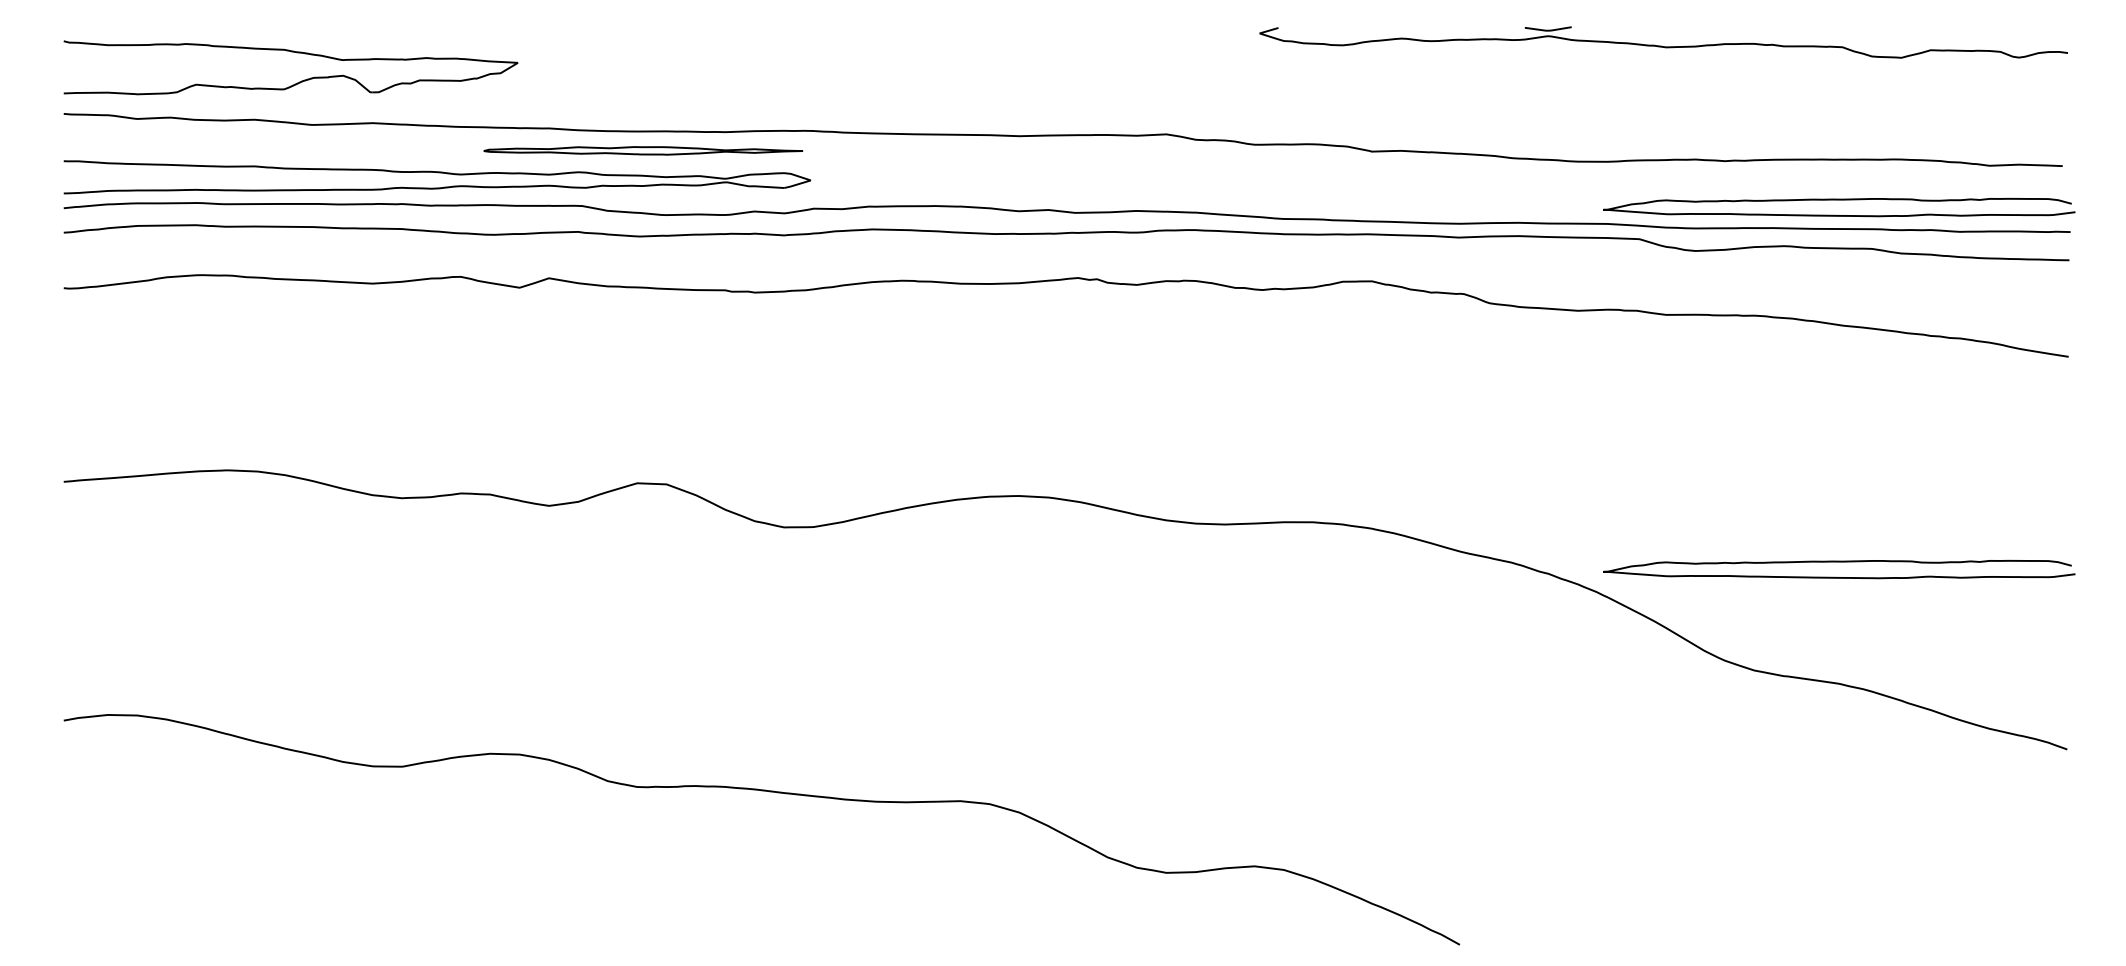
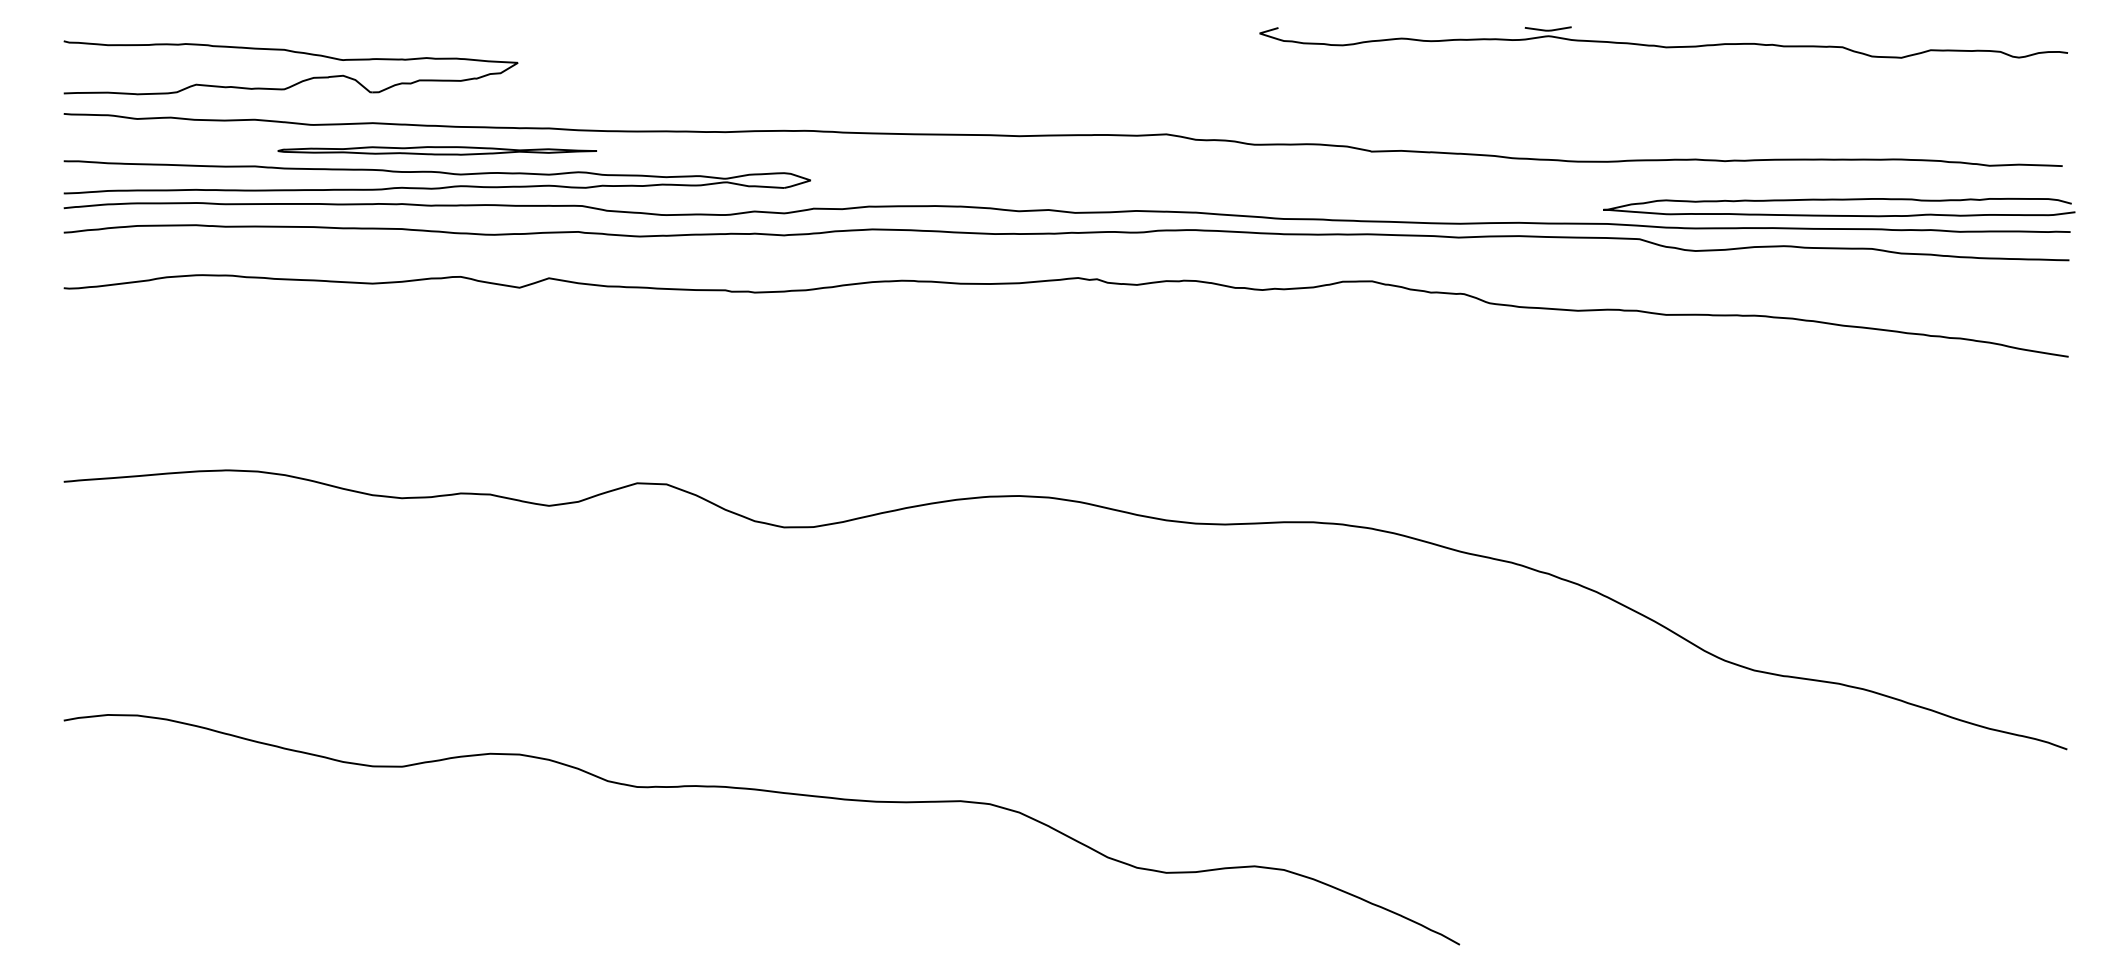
part position: (643, 150) -> (437, 150) (437, 150)
curve: present -> none (1839, 562)
